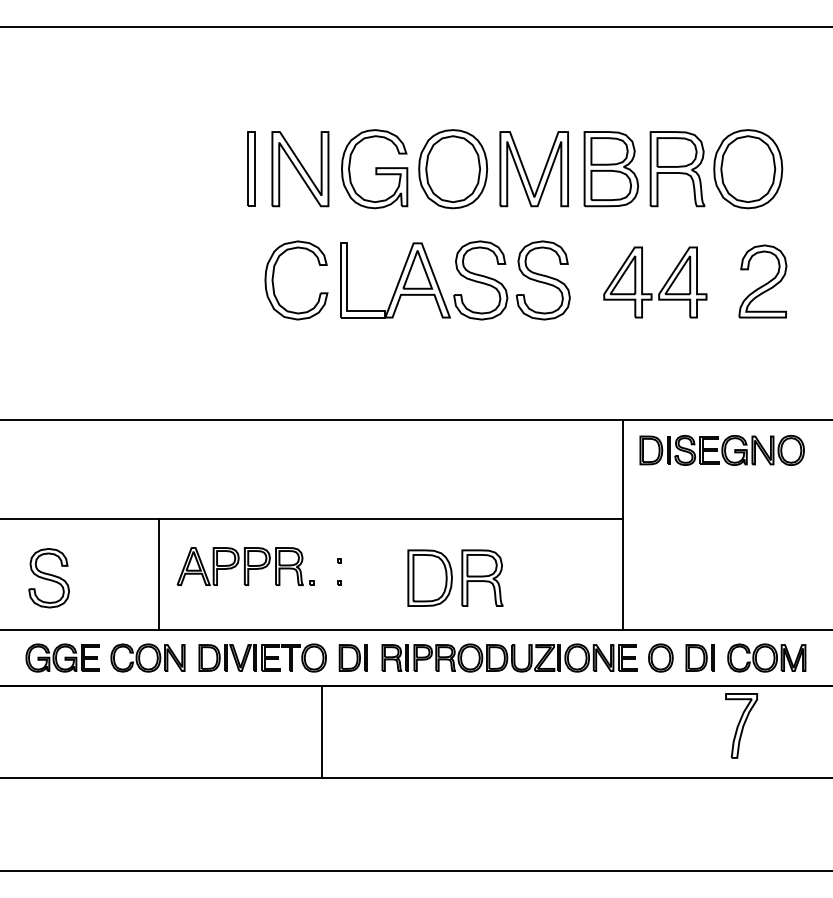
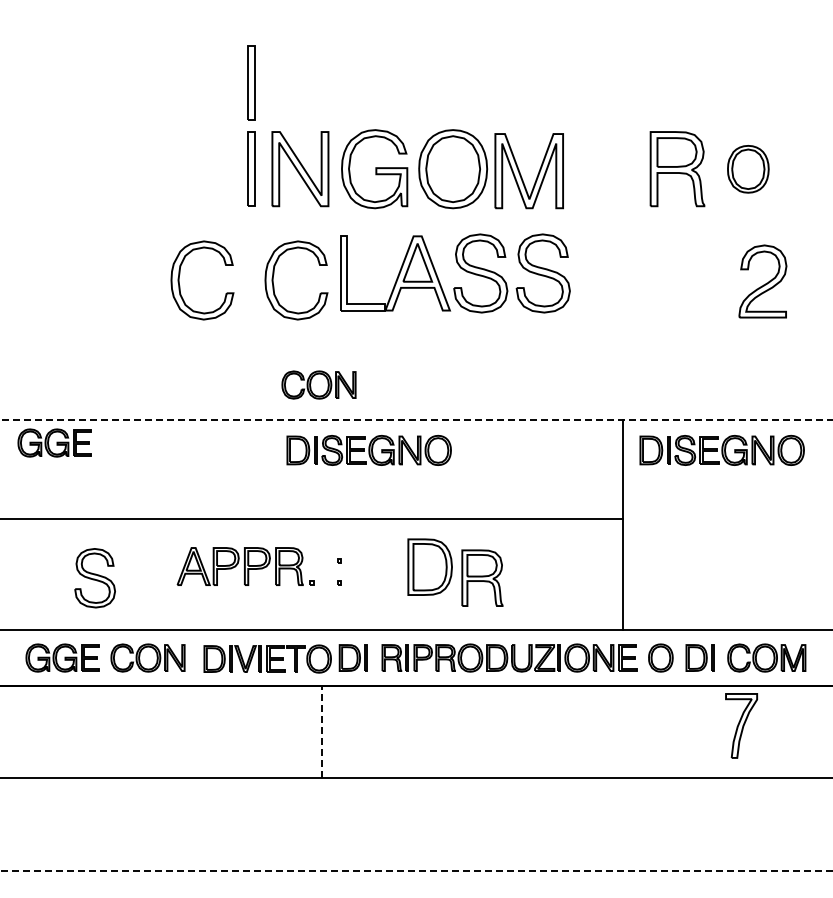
line: present -> none (415, 26)
part: none -> present (251, 82)
part: present -> none (611, 169)
part size: 71x81 px -> 43x49 px (748, 169)
part position: (526, 172) -> (521, 174) (521, 174)
part position: (460, 275) -> (460, 268) (460, 268)
part: none -> present (180, 285)
part: present -> none (661, 288)
part: none -> present (318, 384)
line: solid -> dashed (416, 420)
part: none -> present (54, 442)
part: none -> present (368, 449)
line: present -> none (159, 573)
part position: (429, 577) -> (429, 566) (429, 566)
part position: (48, 578) -> (94, 578) (94, 578)
part position: (262, 657) -> (267, 658) (267, 658)
line: solid -> dashed (321, 731)
line: solid -> dashed (417, 871)
